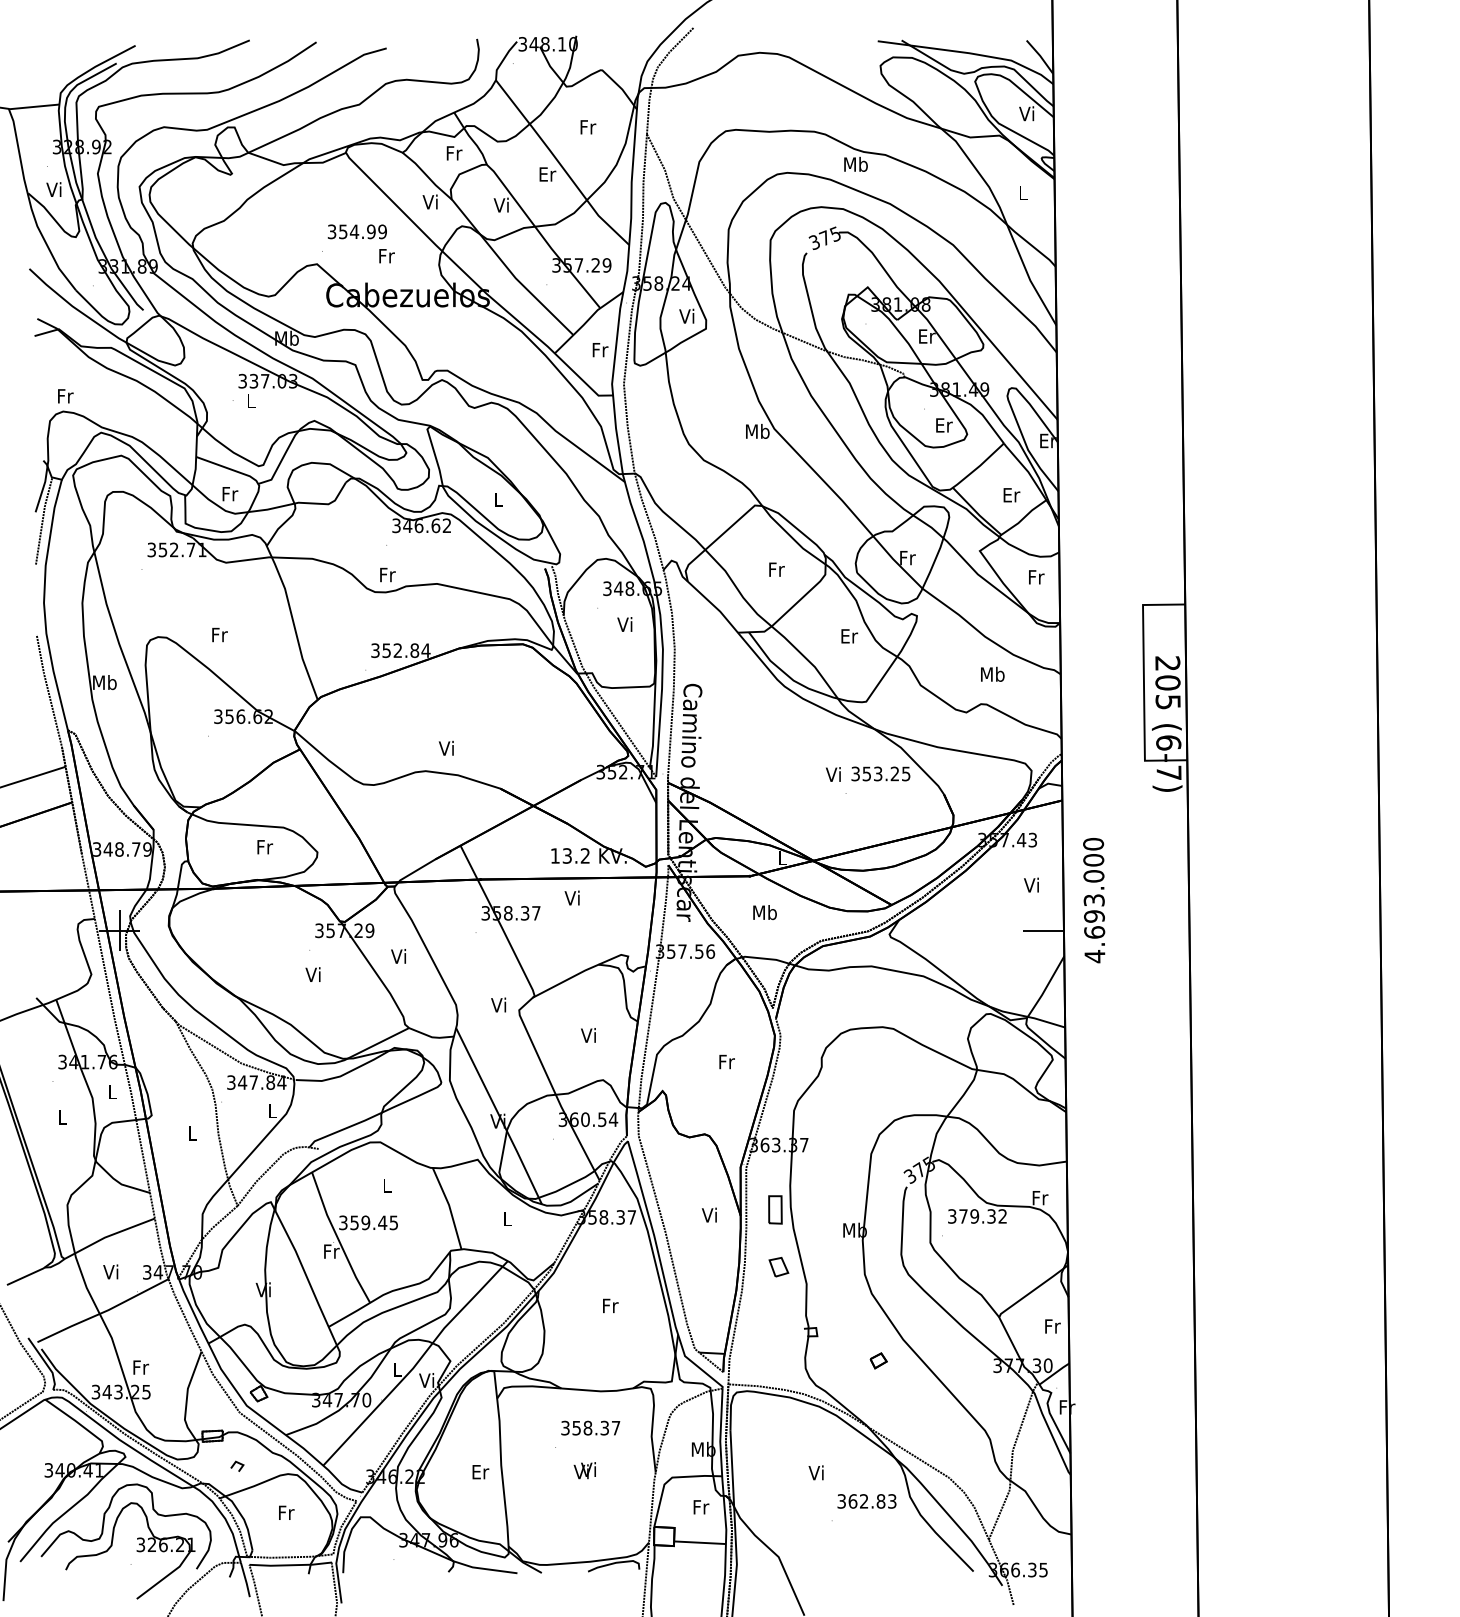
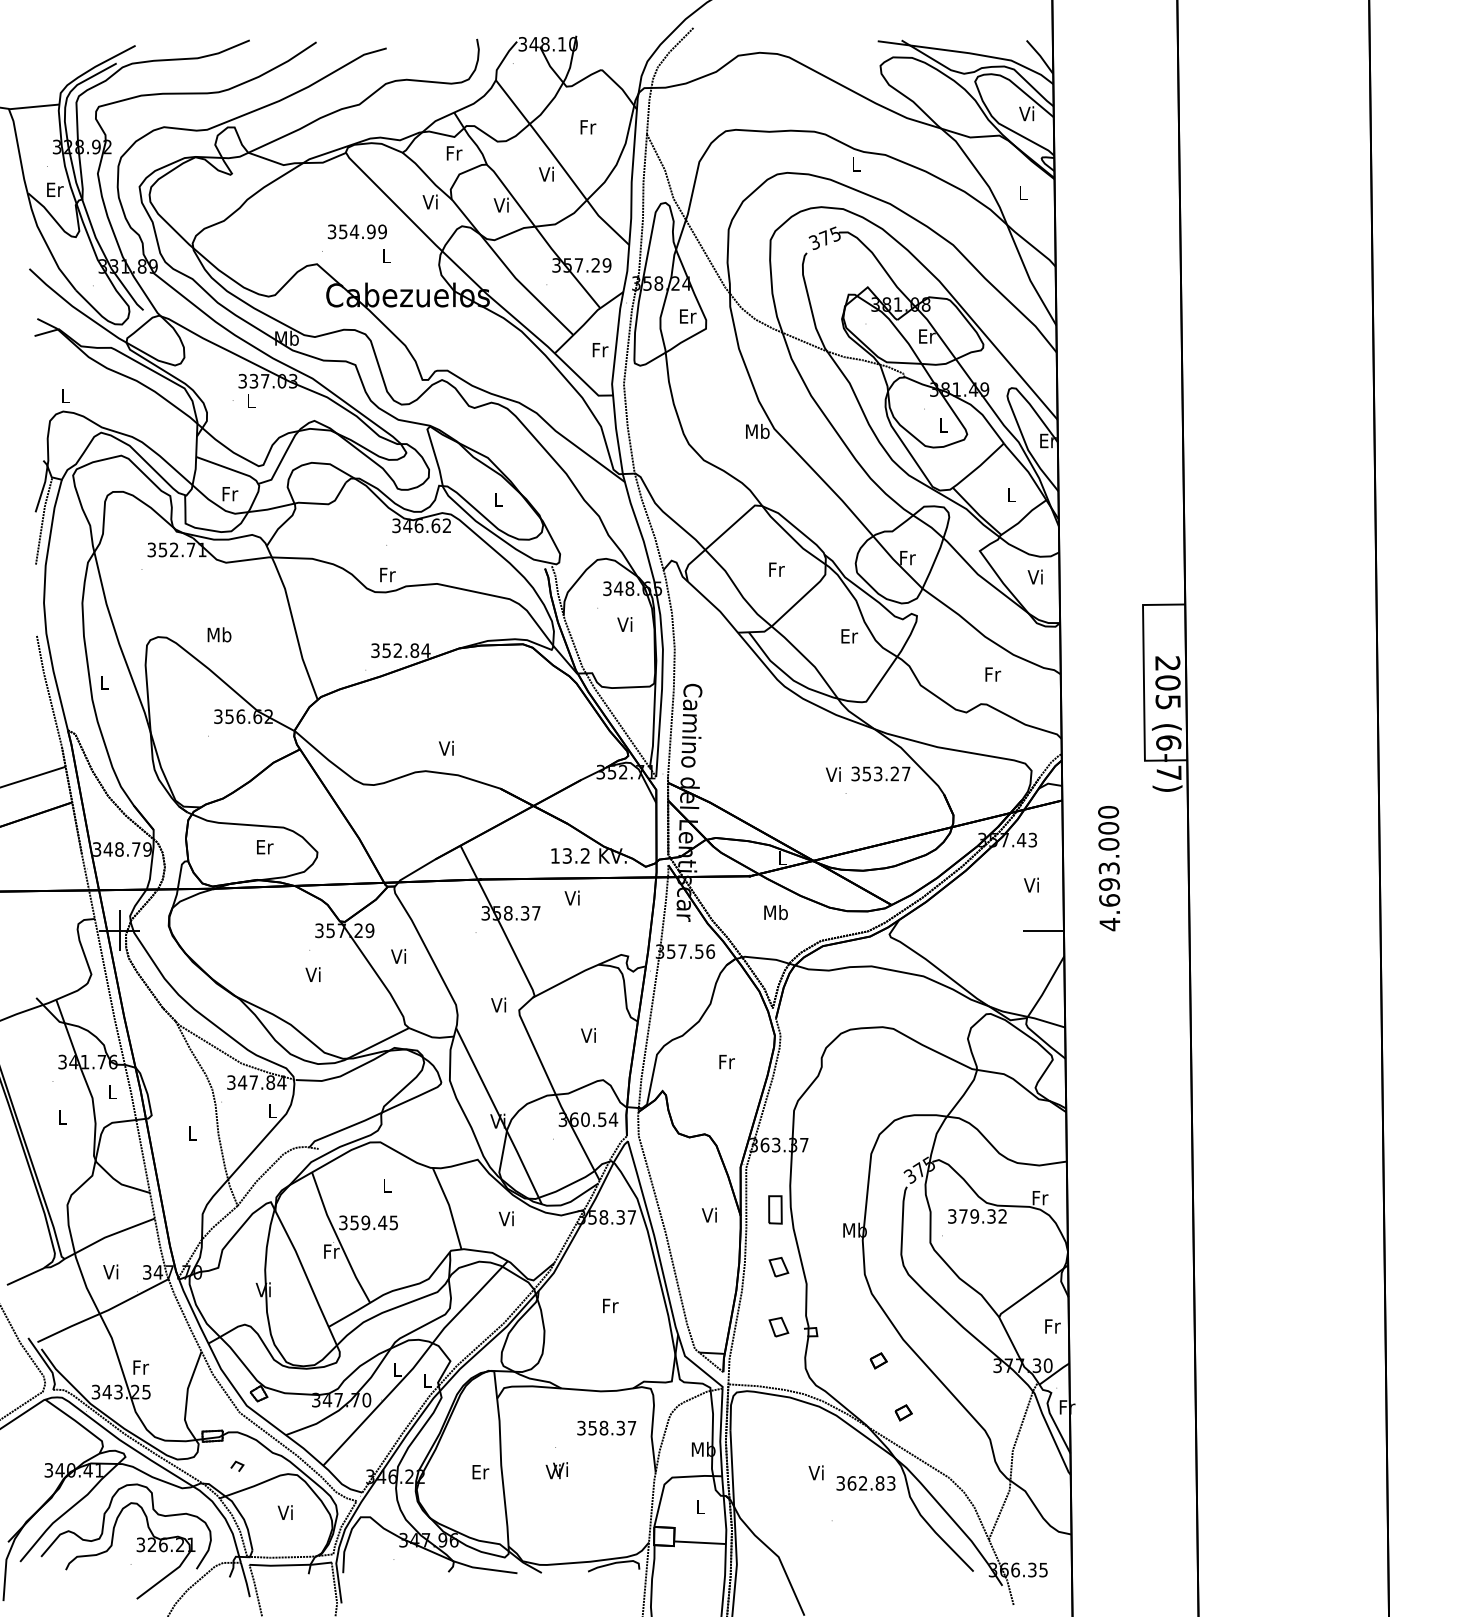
text: Mb -> L (855, 163)
text: Er -> Vi (547, 173)
text: Vi -> Er (54, 189)
text: Fr -> L (386, 256)
text: Vi -> Er (687, 315)
text: Fr -> L (65, 396)
text: Er -> L (944, 425)
text: Er -> L (1011, 495)
text: Fr -> Vi (1035, 576)
text: Fr -> Mb (219, 634)
text: Mb -> Fr (992, 673)
text: Mb -> L (104, 682)
text: 353.25 -> 353.27 (906, 774)
text: Fr -> Er (265, 847)
text position: (1094, 900) -> (1109, 868) (1109, 868)
text position: (764, 912) -> (775, 912) (775, 912)
text: L -> Vi (505, 1218)
part: none -> present (778, 1327)
text: Vi -> L (426, 1380)
part: none -> present (903, 1412)
text position: (590, 1427) -> (606, 1427) (606, 1427)
text position: (584, 1470) -> (556, 1470) (556, 1470)
text position: (866, 1501) -> (865, 1483) (865, 1483)
text: Fr -> L (701, 1507)
text: Fr -> Vi (285, 1512)
